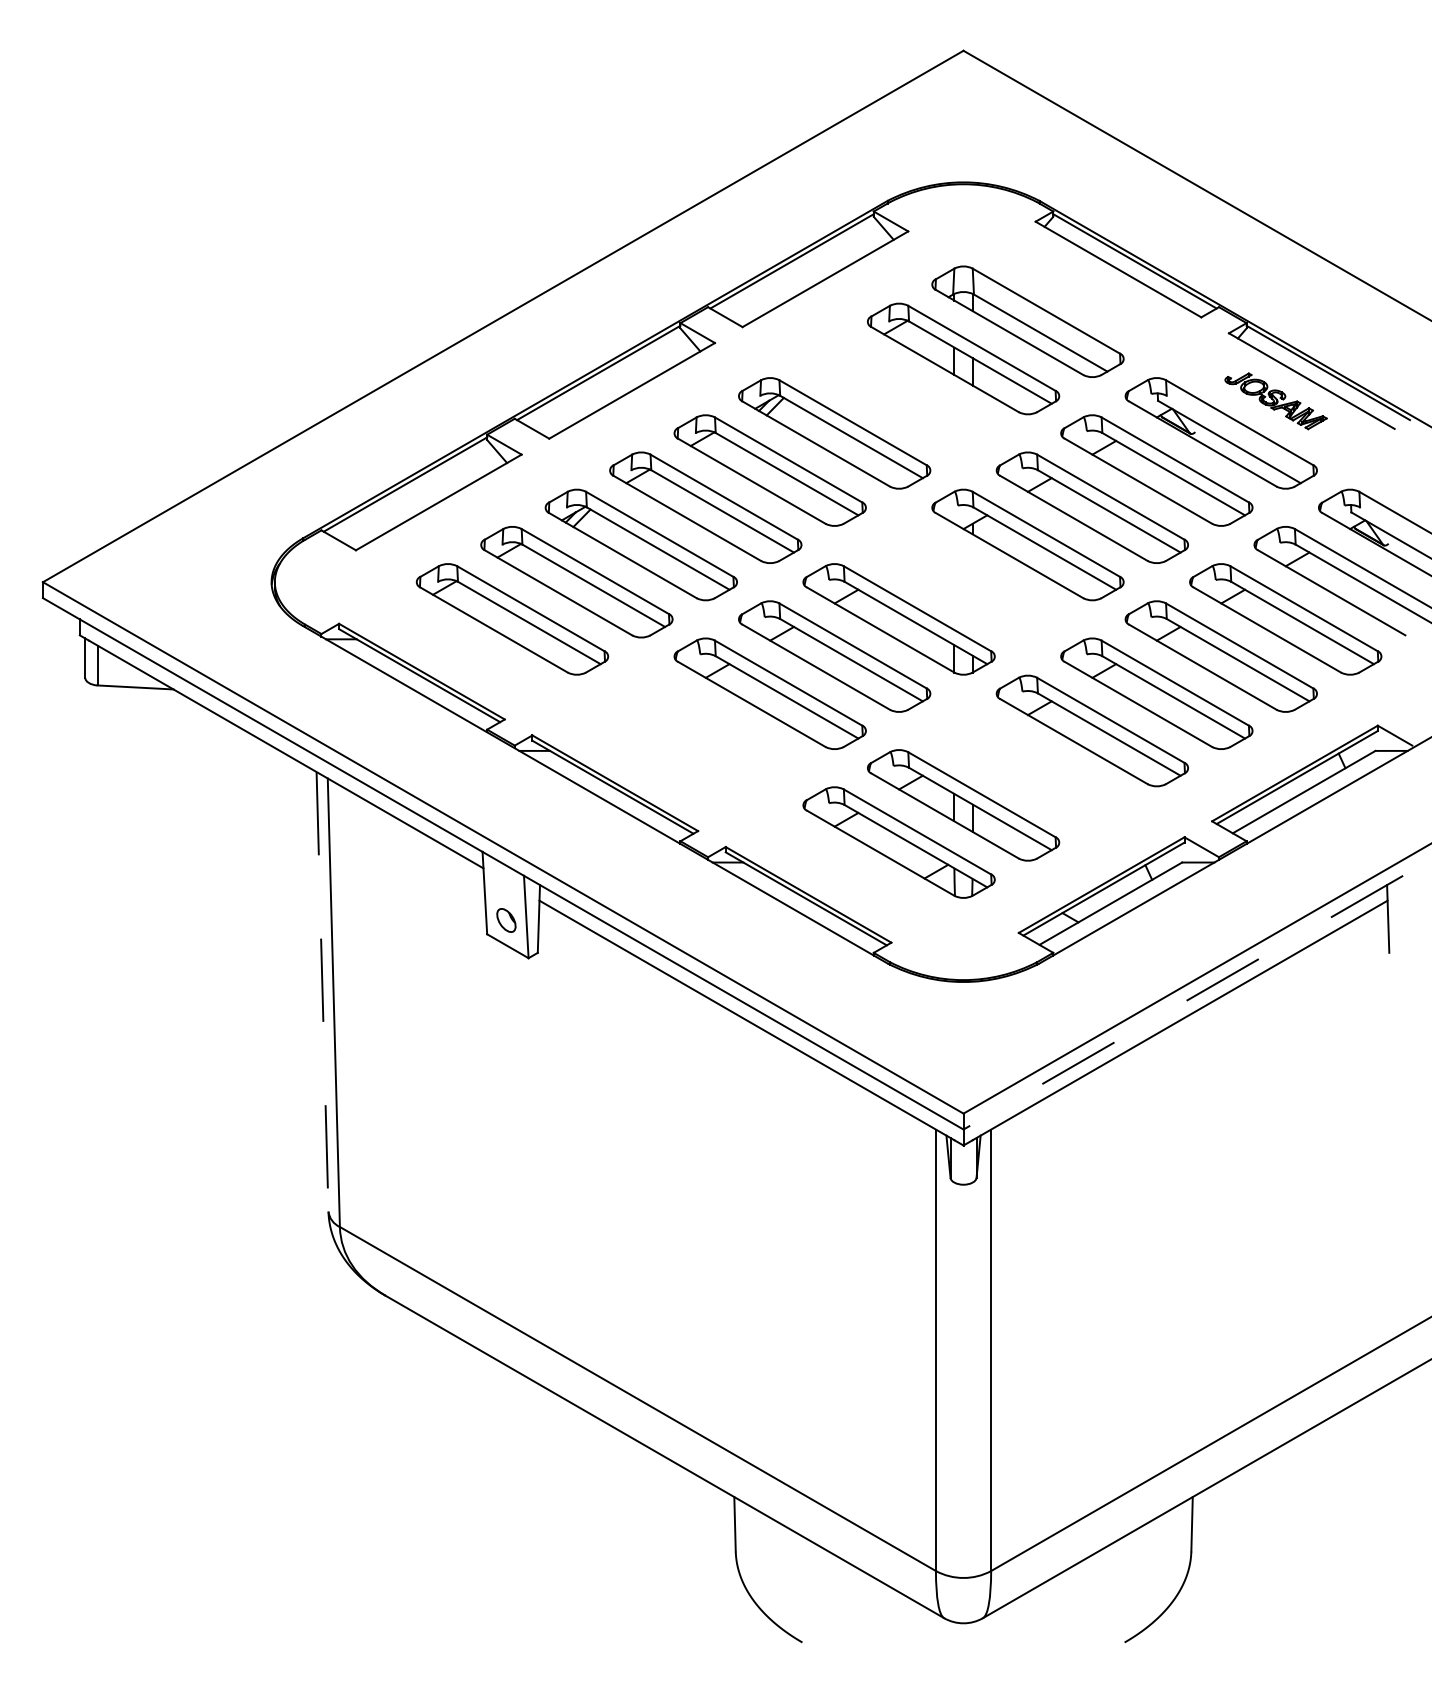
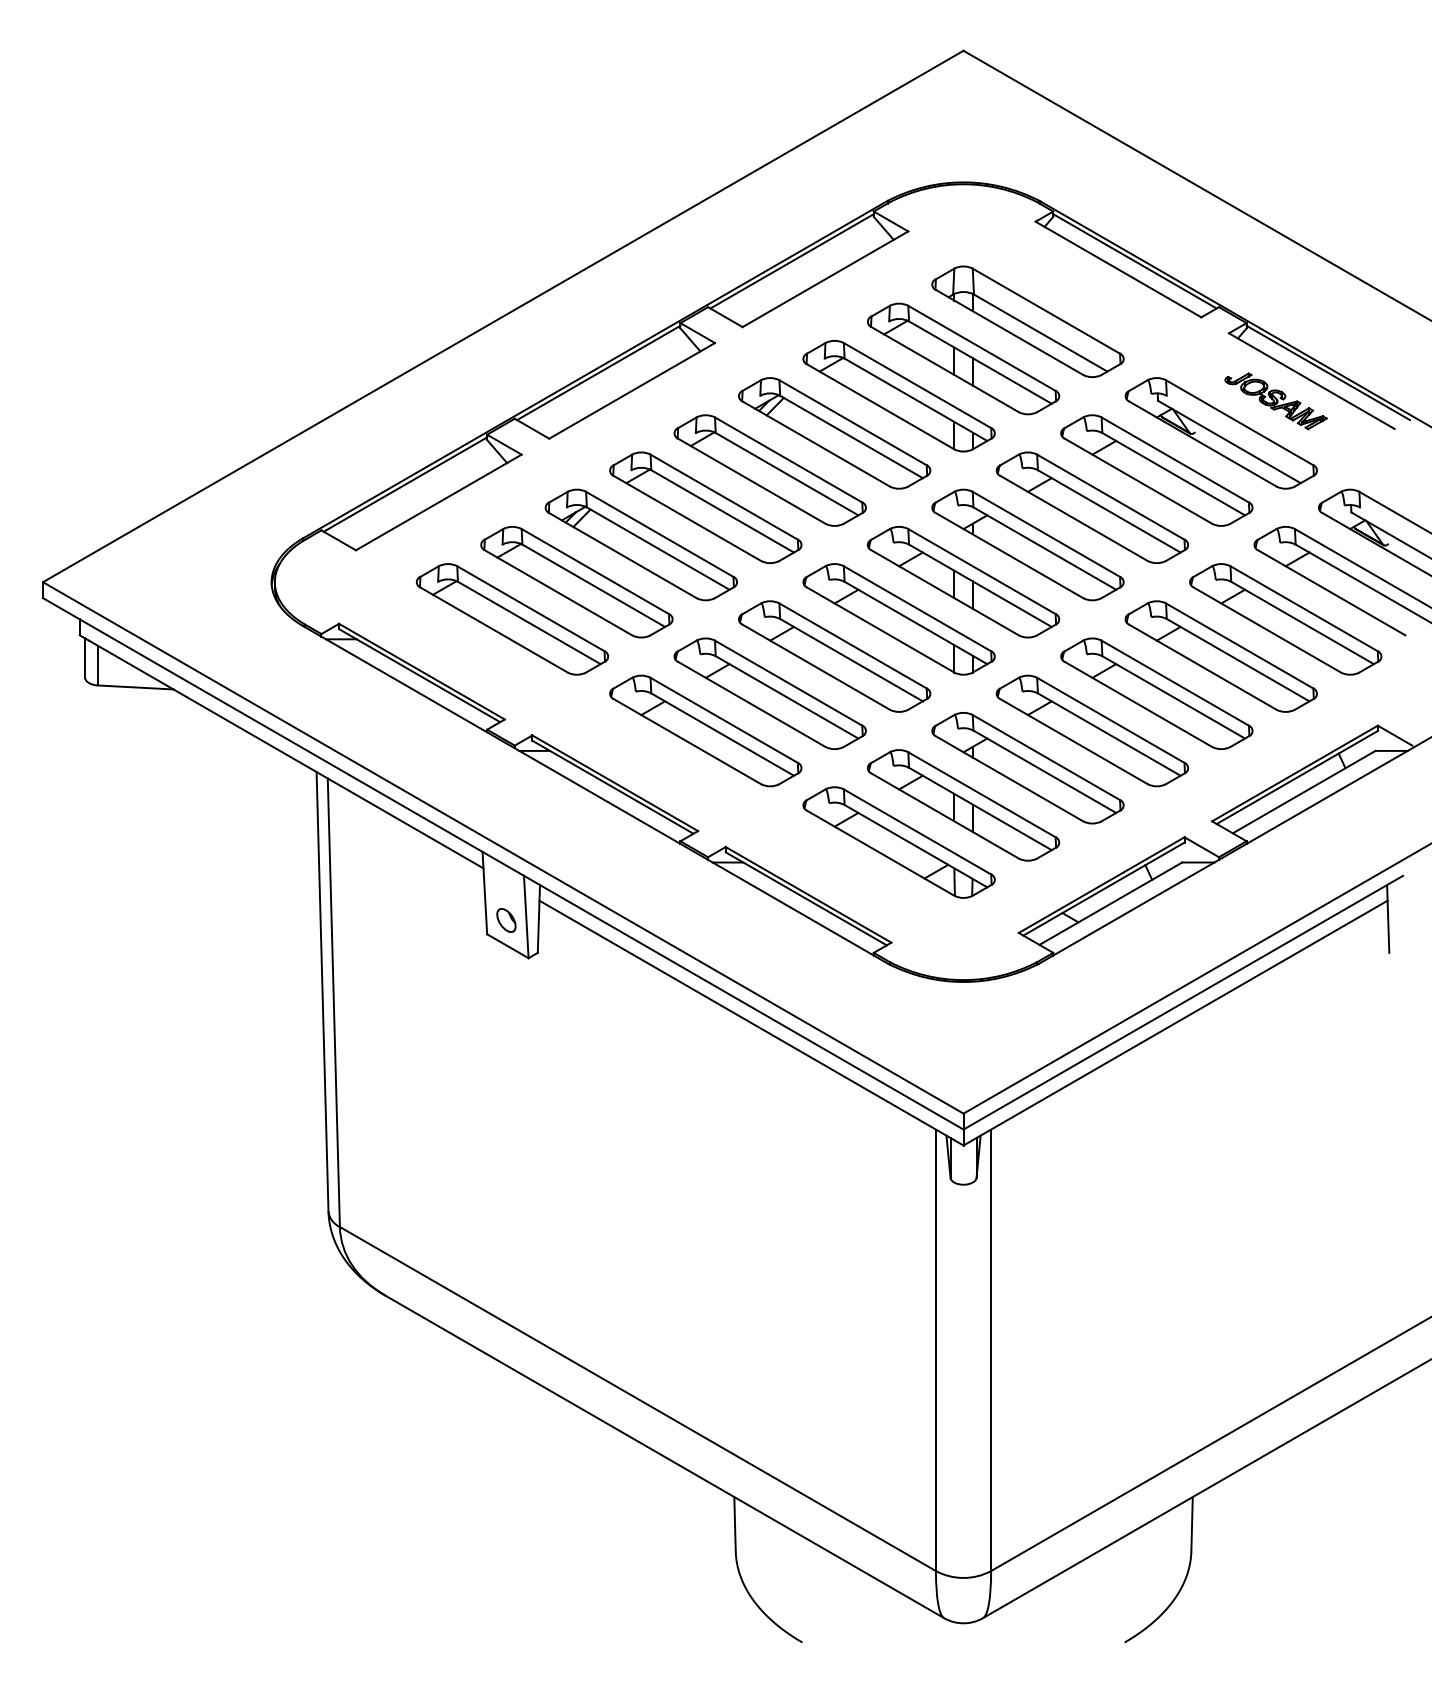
part: none -> present (898, 396)
part: none -> present (963, 582)
part: none -> present (705, 730)
part: none -> present (1027, 768)
line: dashed -> solid (322, 991)
line: dashed -> solid (1183, 1002)
